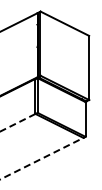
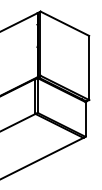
line: dashed -> solid (17, 122)
line: dashed -> solid (42, 158)
